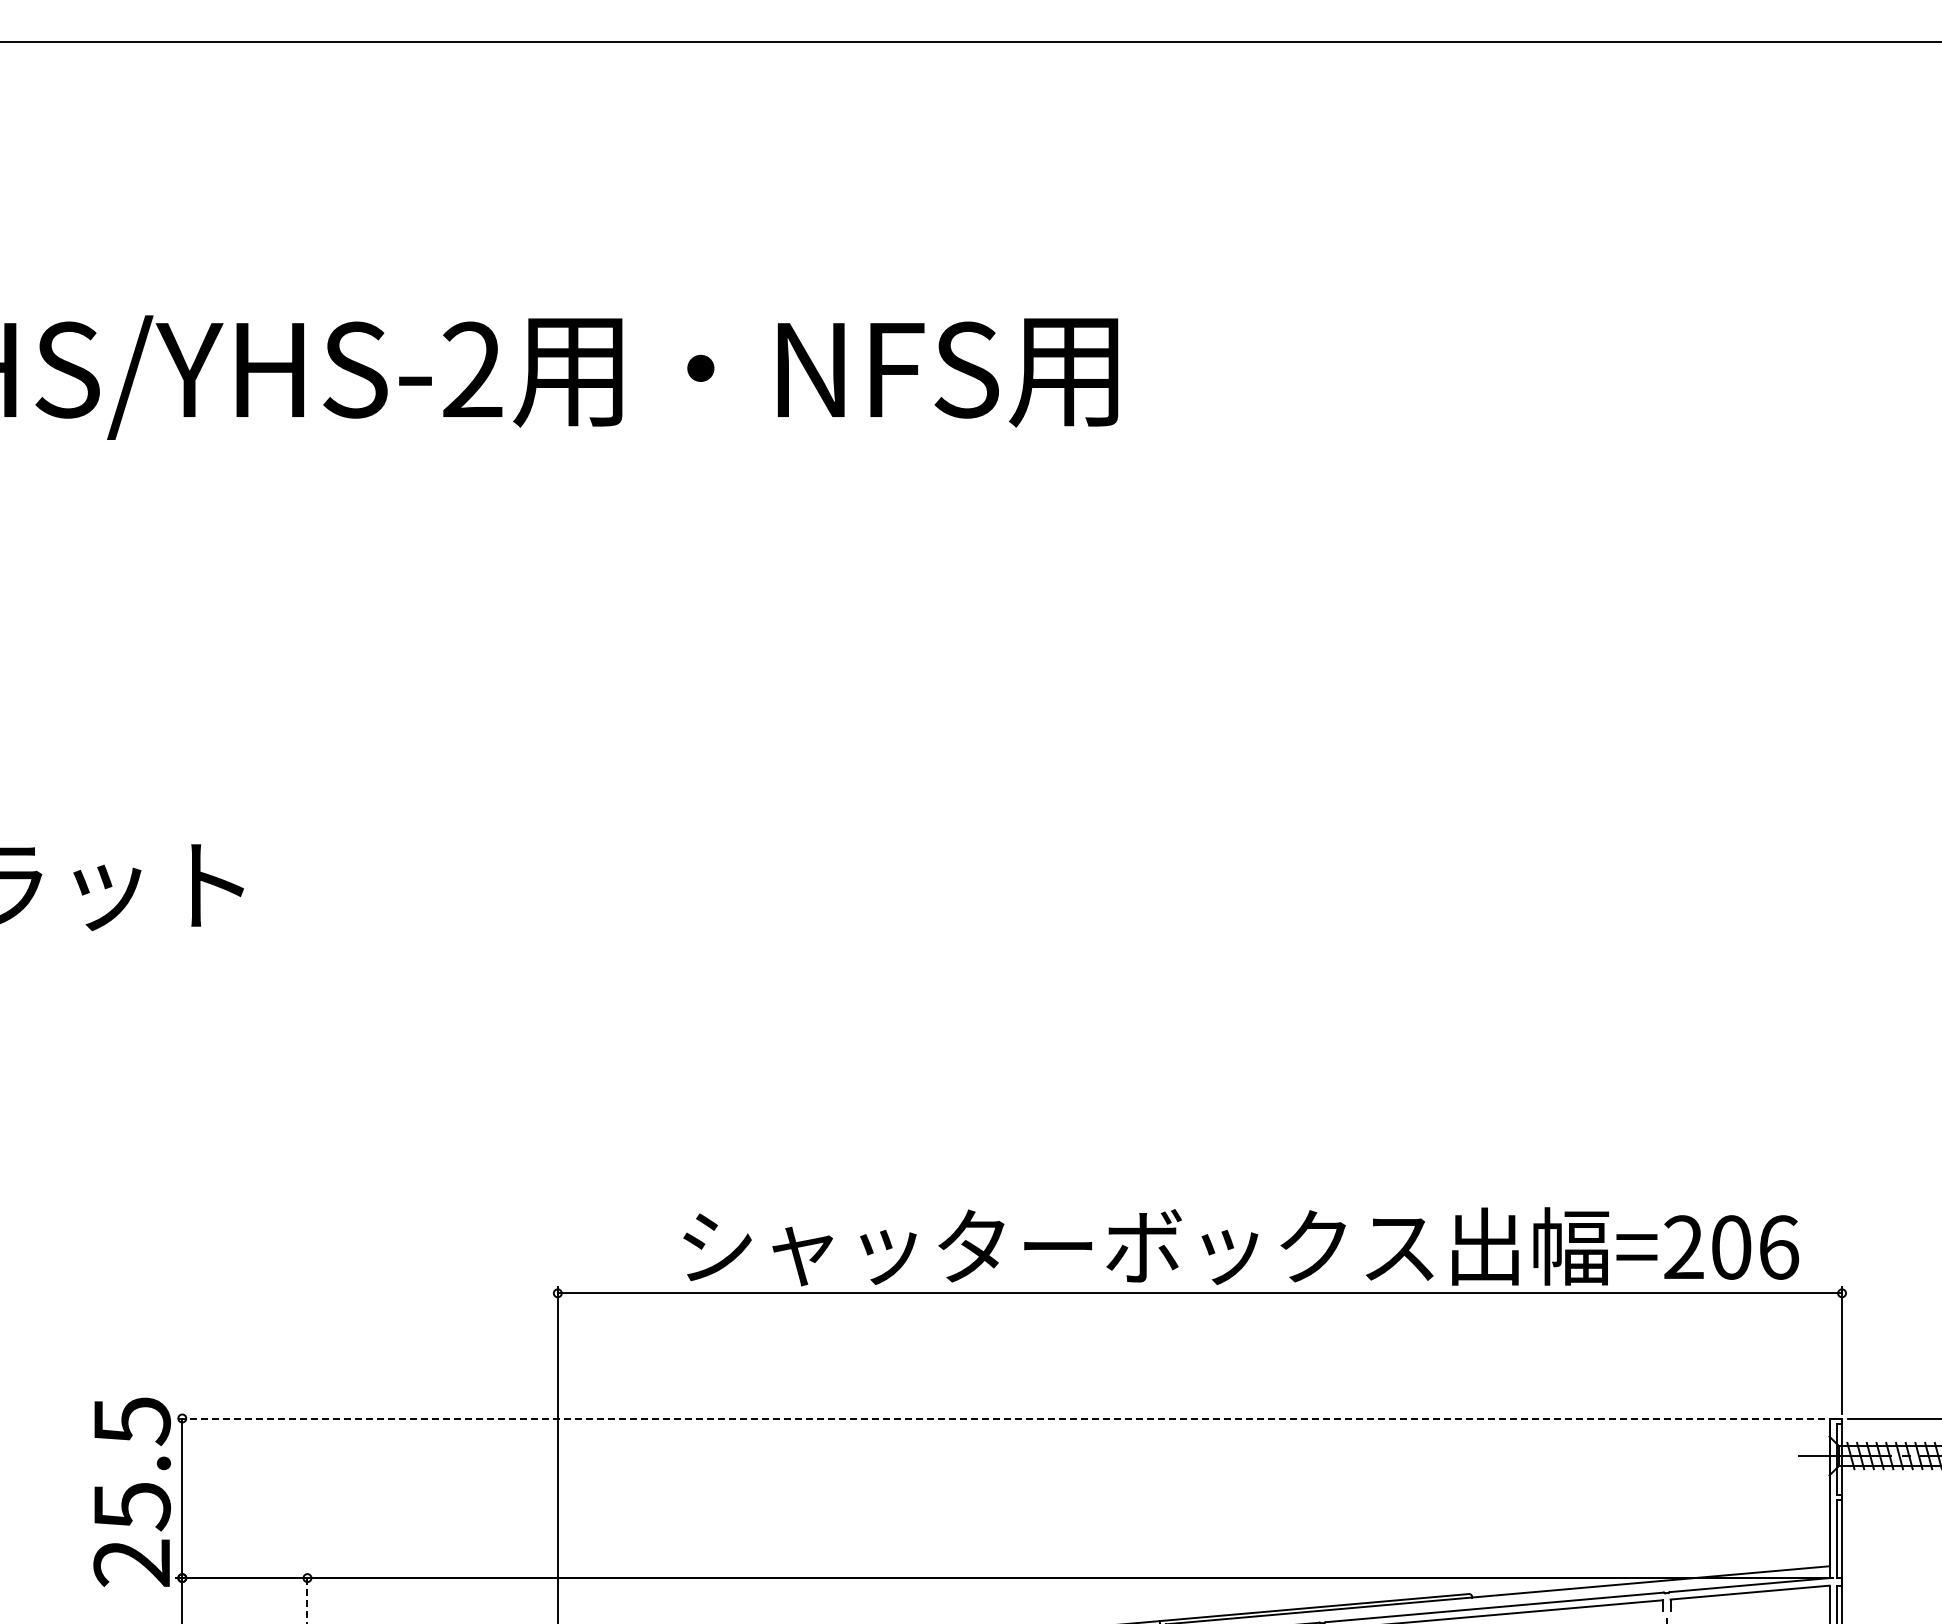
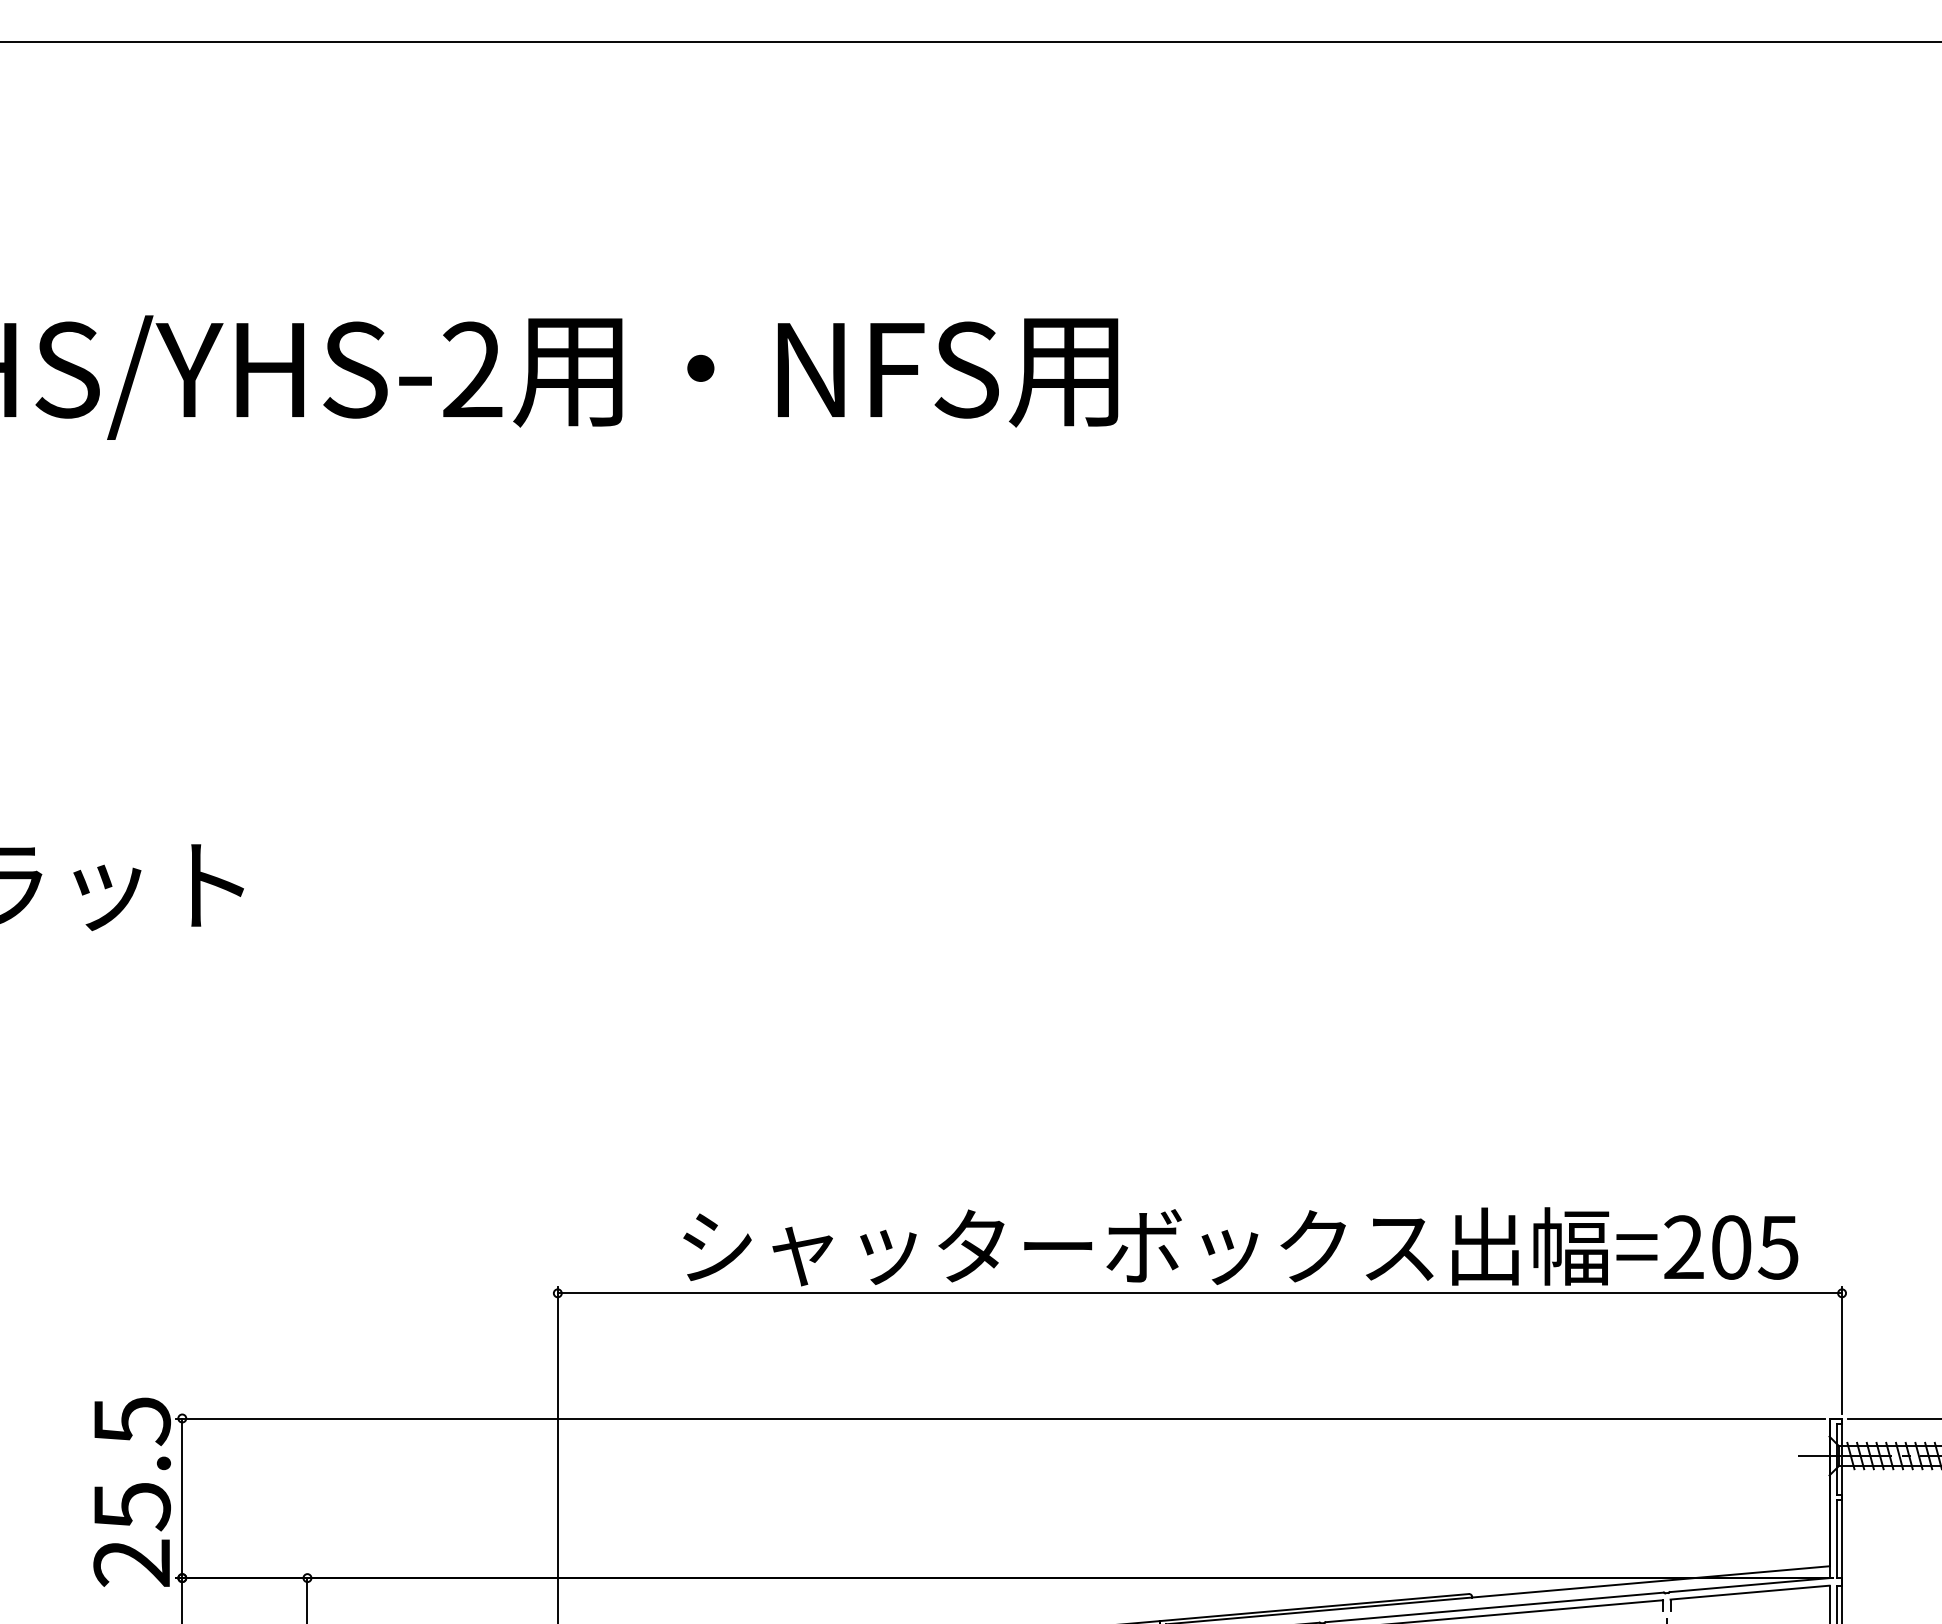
text: =206 -> =205 (1778, 1247)
line: dashed -> solid (1000, 1418)
line: dashed -> solid (307, 1601)
